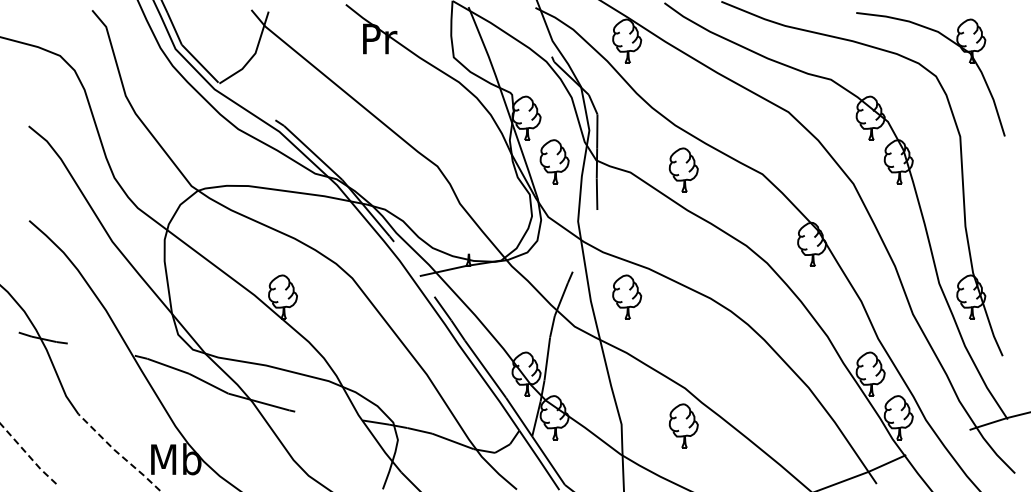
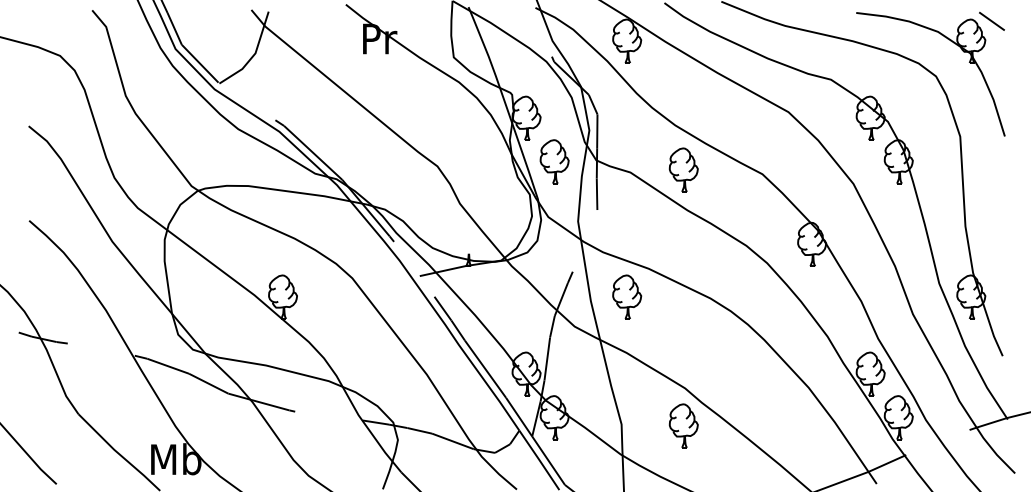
line: none -> present (991, 20)
line: dashed -> solid (118, 453)
line: dashed -> solid (28, 455)
